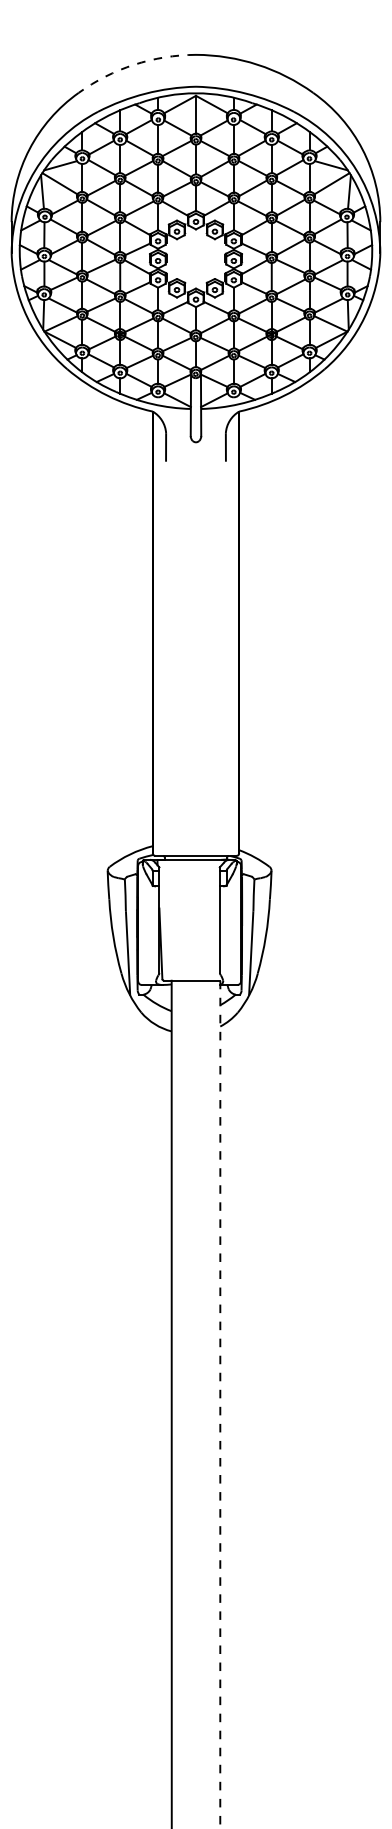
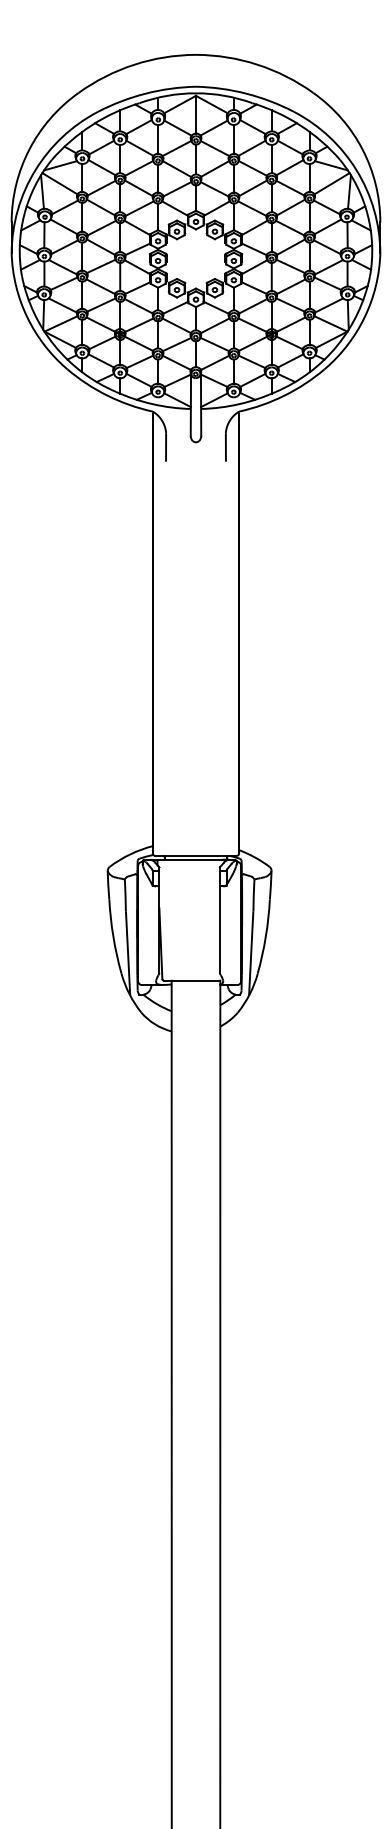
arc: dashed -> solid (134, 64)
line: dashed -> solid (220, 1404)
